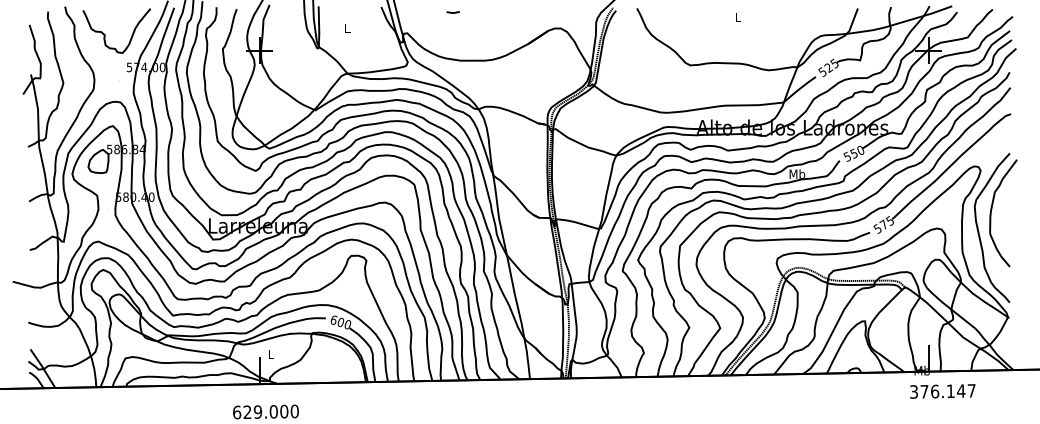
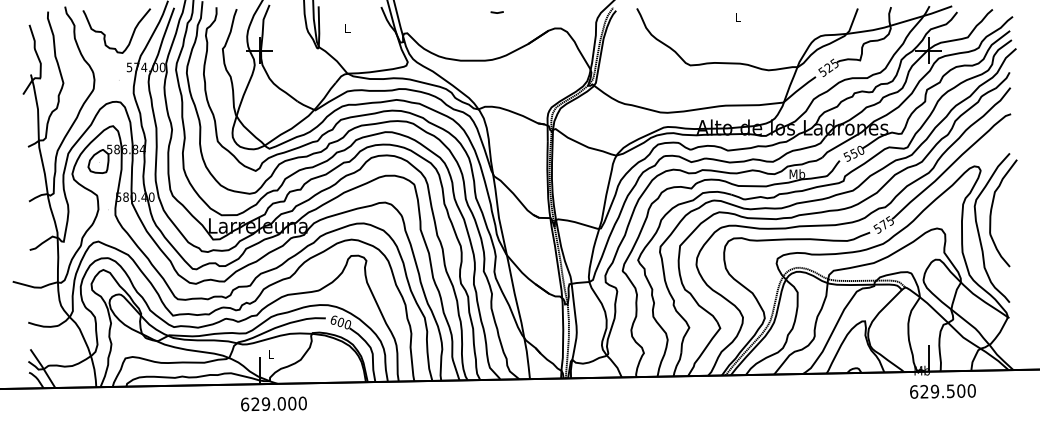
line position: (452, 12) -> (496, 12) (496, 12)
text: 376.147 -> 629.500 (942, 391)
text position: (265, 411) -> (273, 403) (273, 403)
